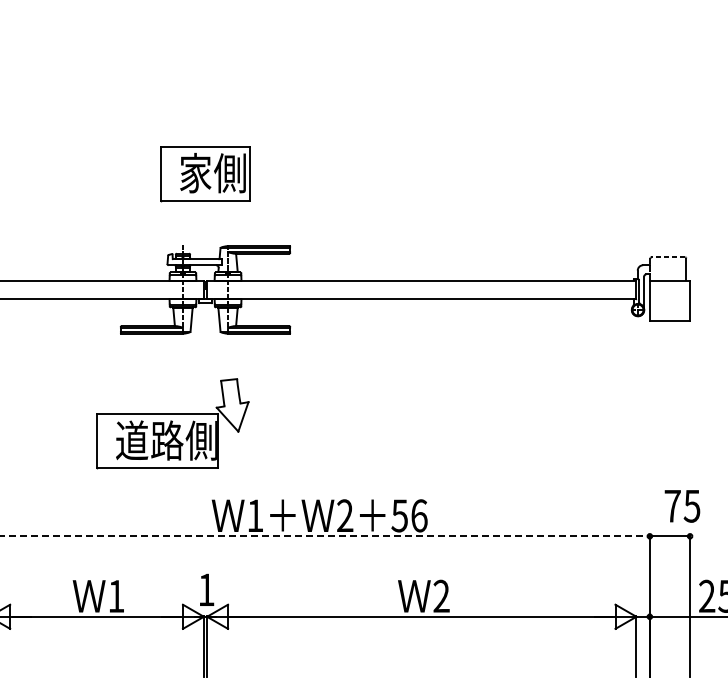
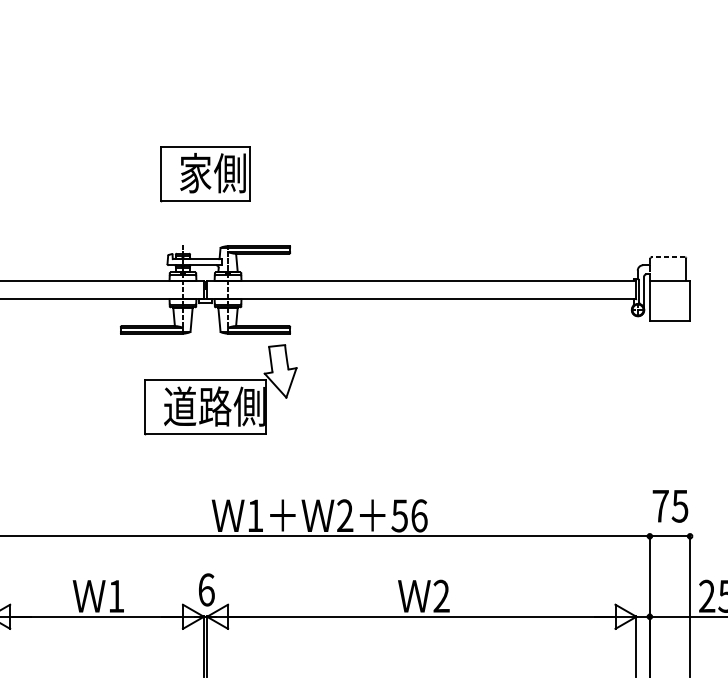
part position: (172, 423) -> (220, 389) (220, 389)
text position: (682, 506) -> (670, 506) (670, 506)
line: dashed -> solid (325, 536)
text: 1 -> 6 (206, 589)
